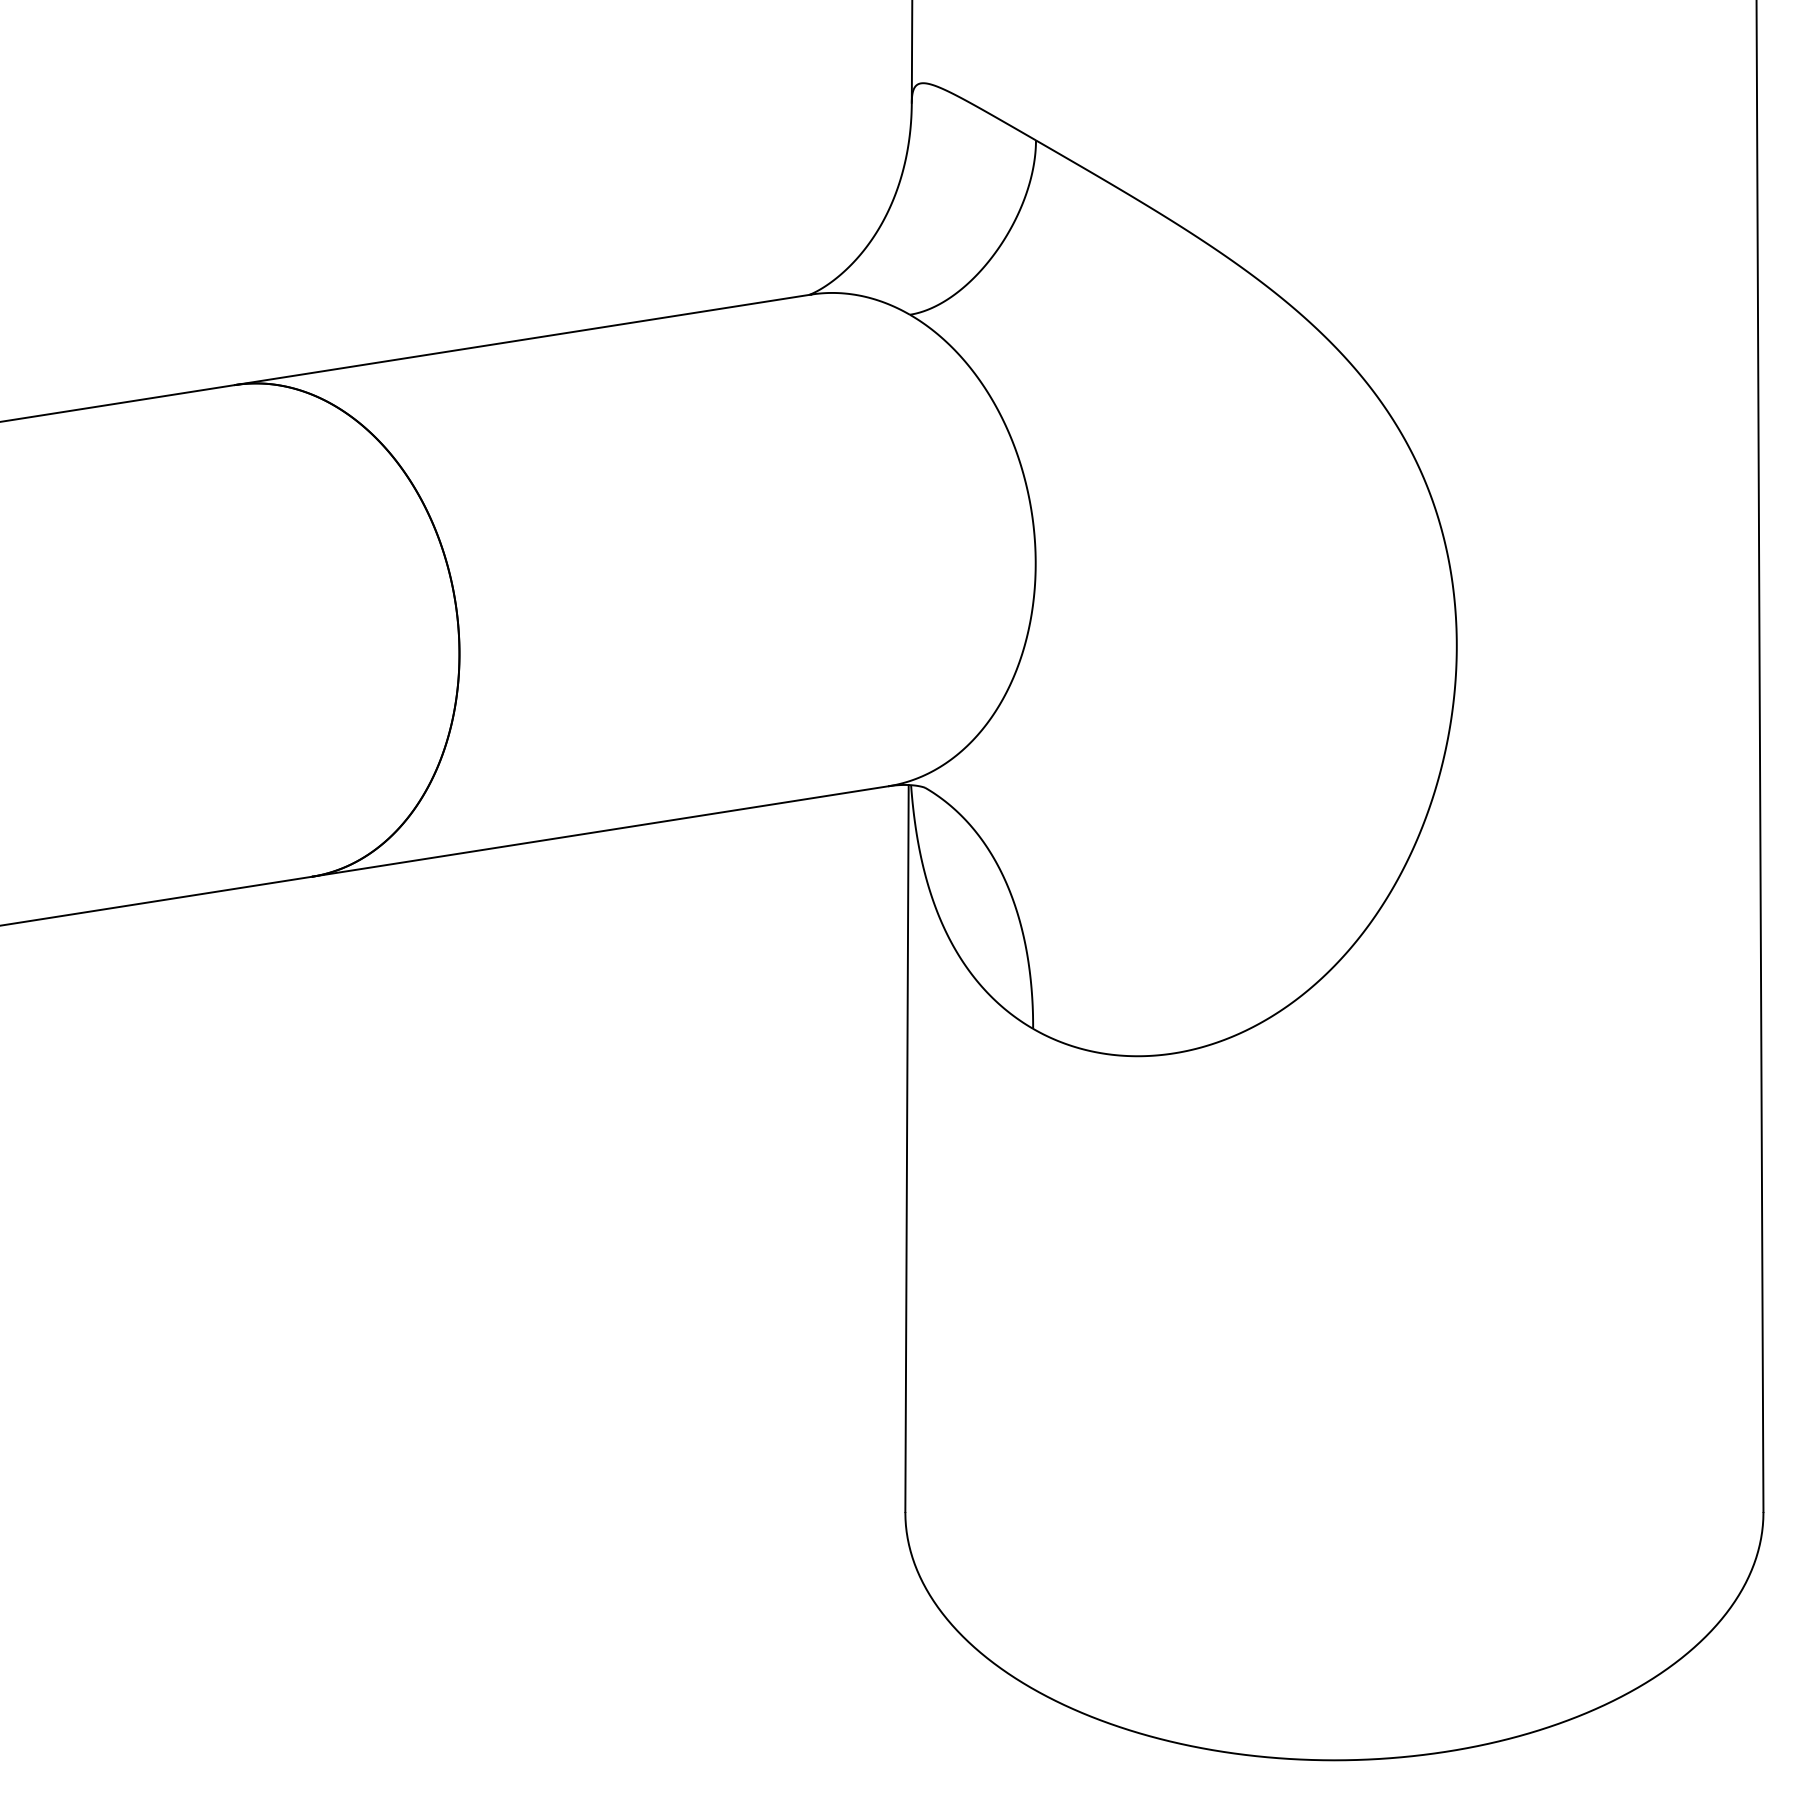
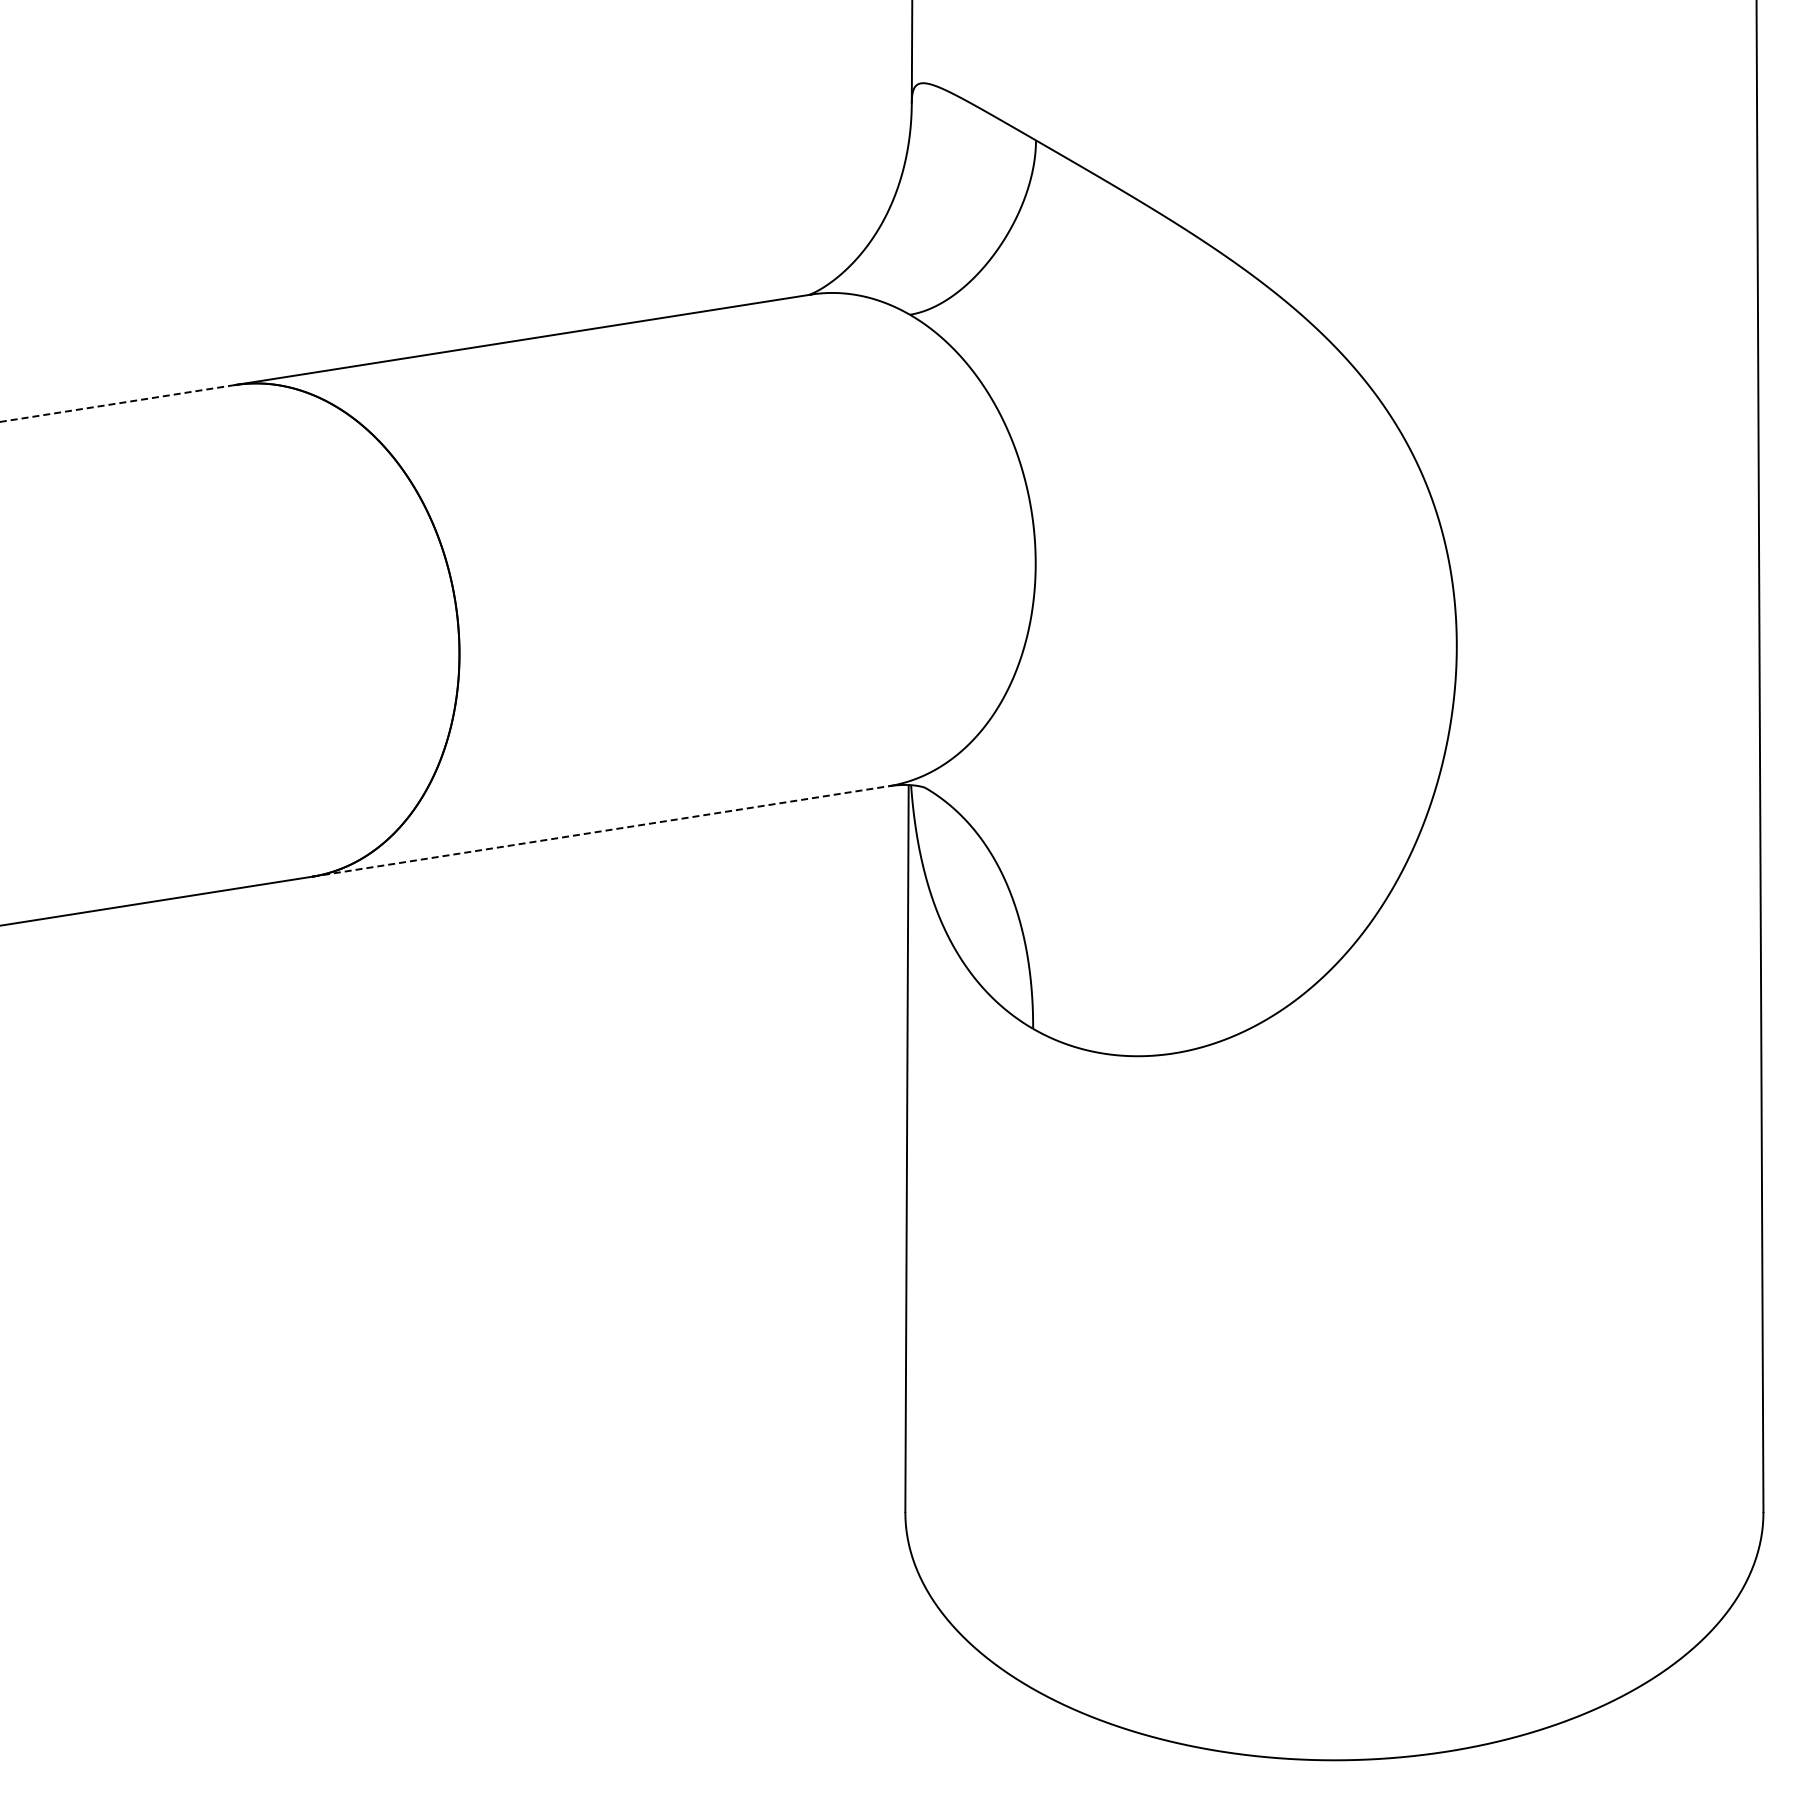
line: solid -> dashed (117, 403)
line: solid -> dashed (600, 831)
